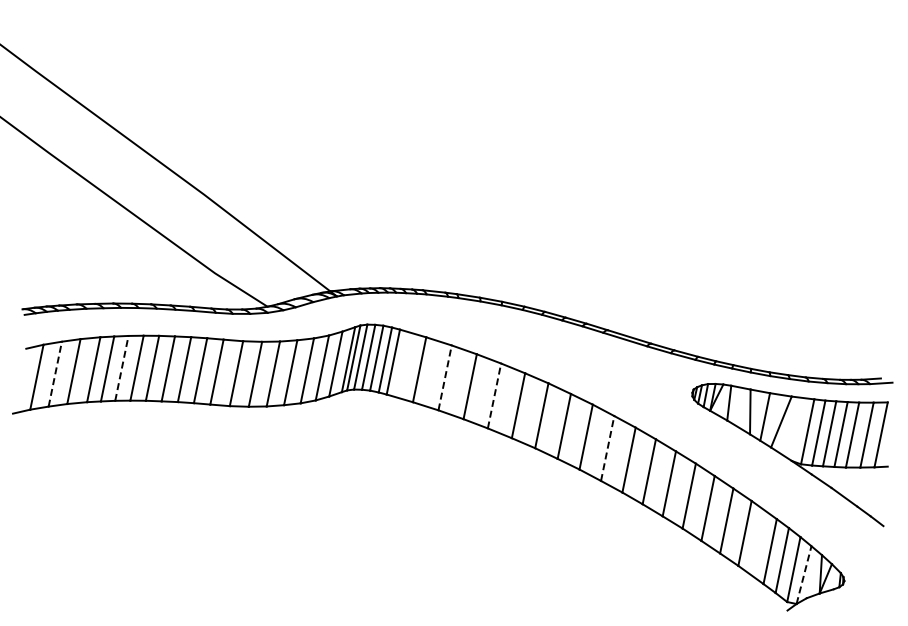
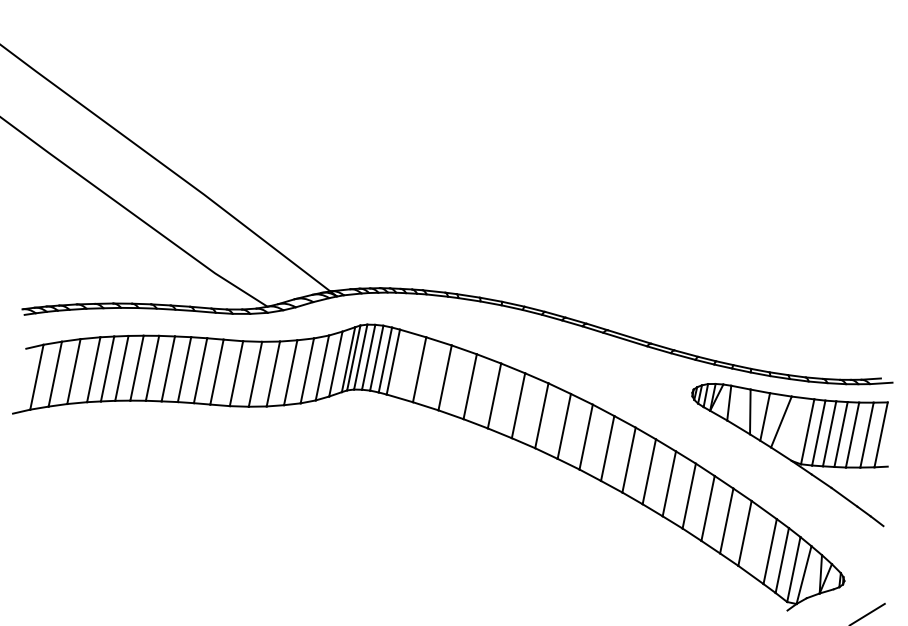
line: dashed -> solid (122, 367)
line: dashed -> solid (55, 373)
line: dashed -> solid (445, 377)
line: dashed -> solid (494, 395)
line: dashed -> solid (607, 448)
line: dashed -> solid (804, 575)
line: none -> present (868, 612)
